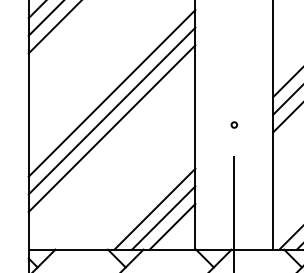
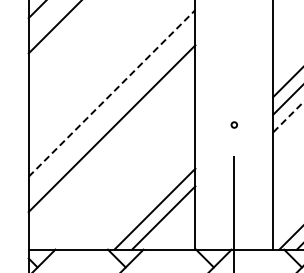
line: present -> none (45, 18)
line: solid -> dashed (112, 93)
line: present -> none (111, 110)
line: solid -> dashed (288, 116)
line: present -> none (172, 226)
